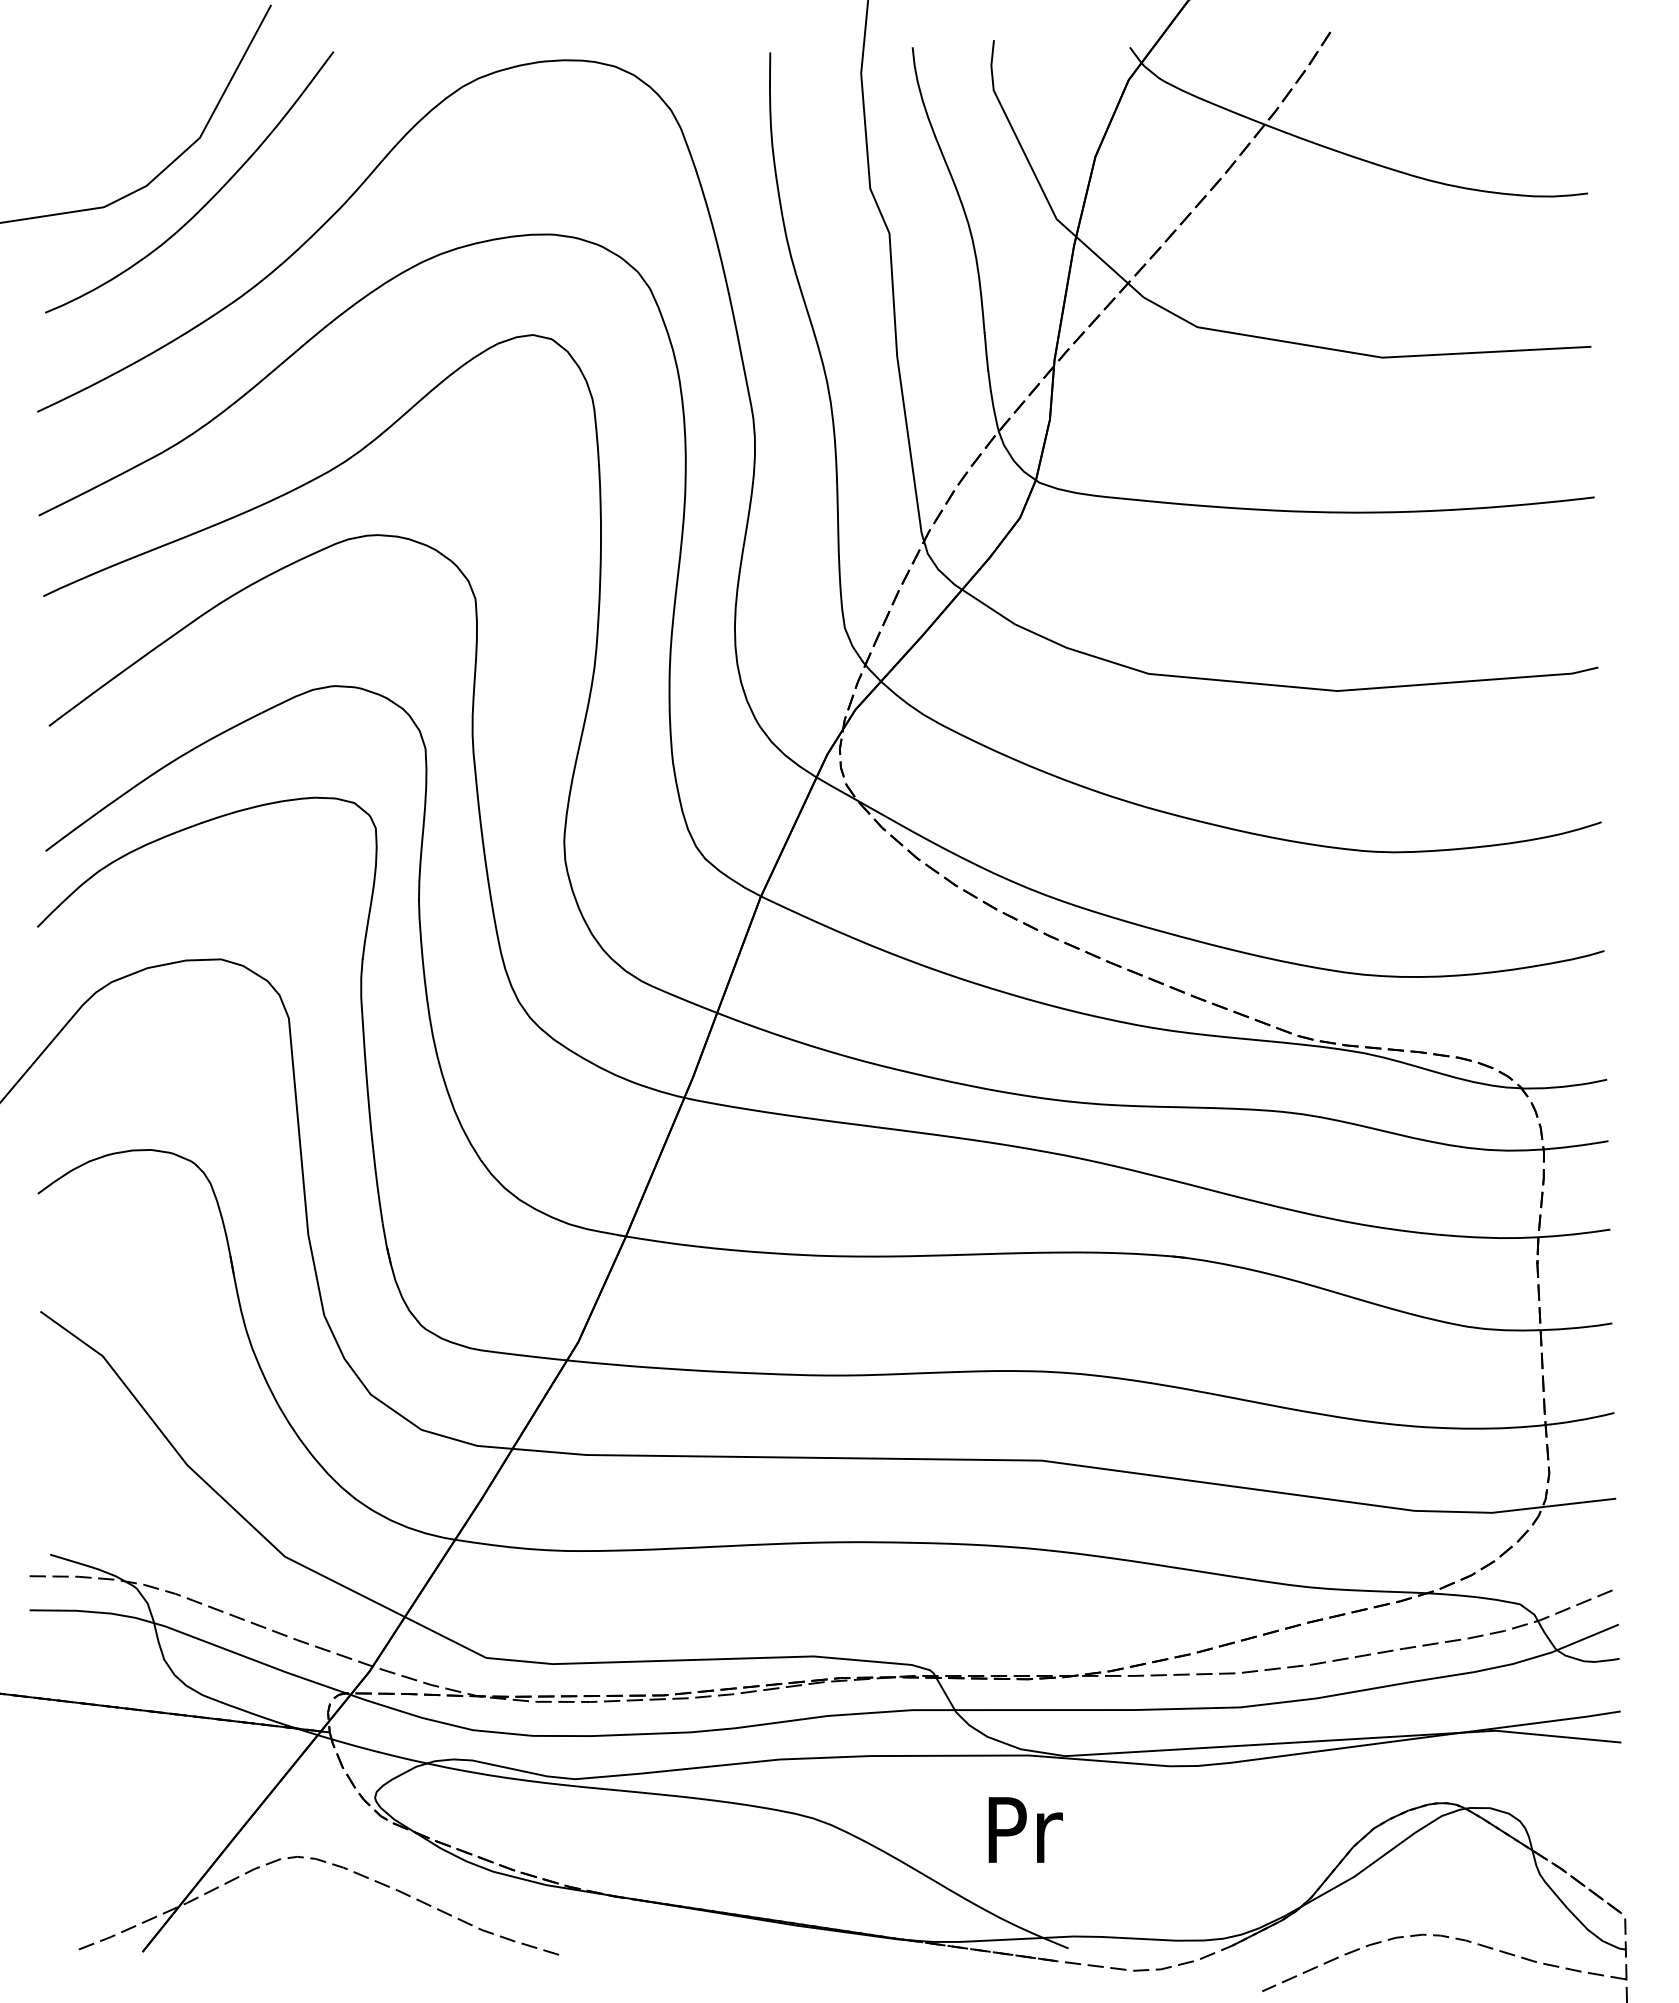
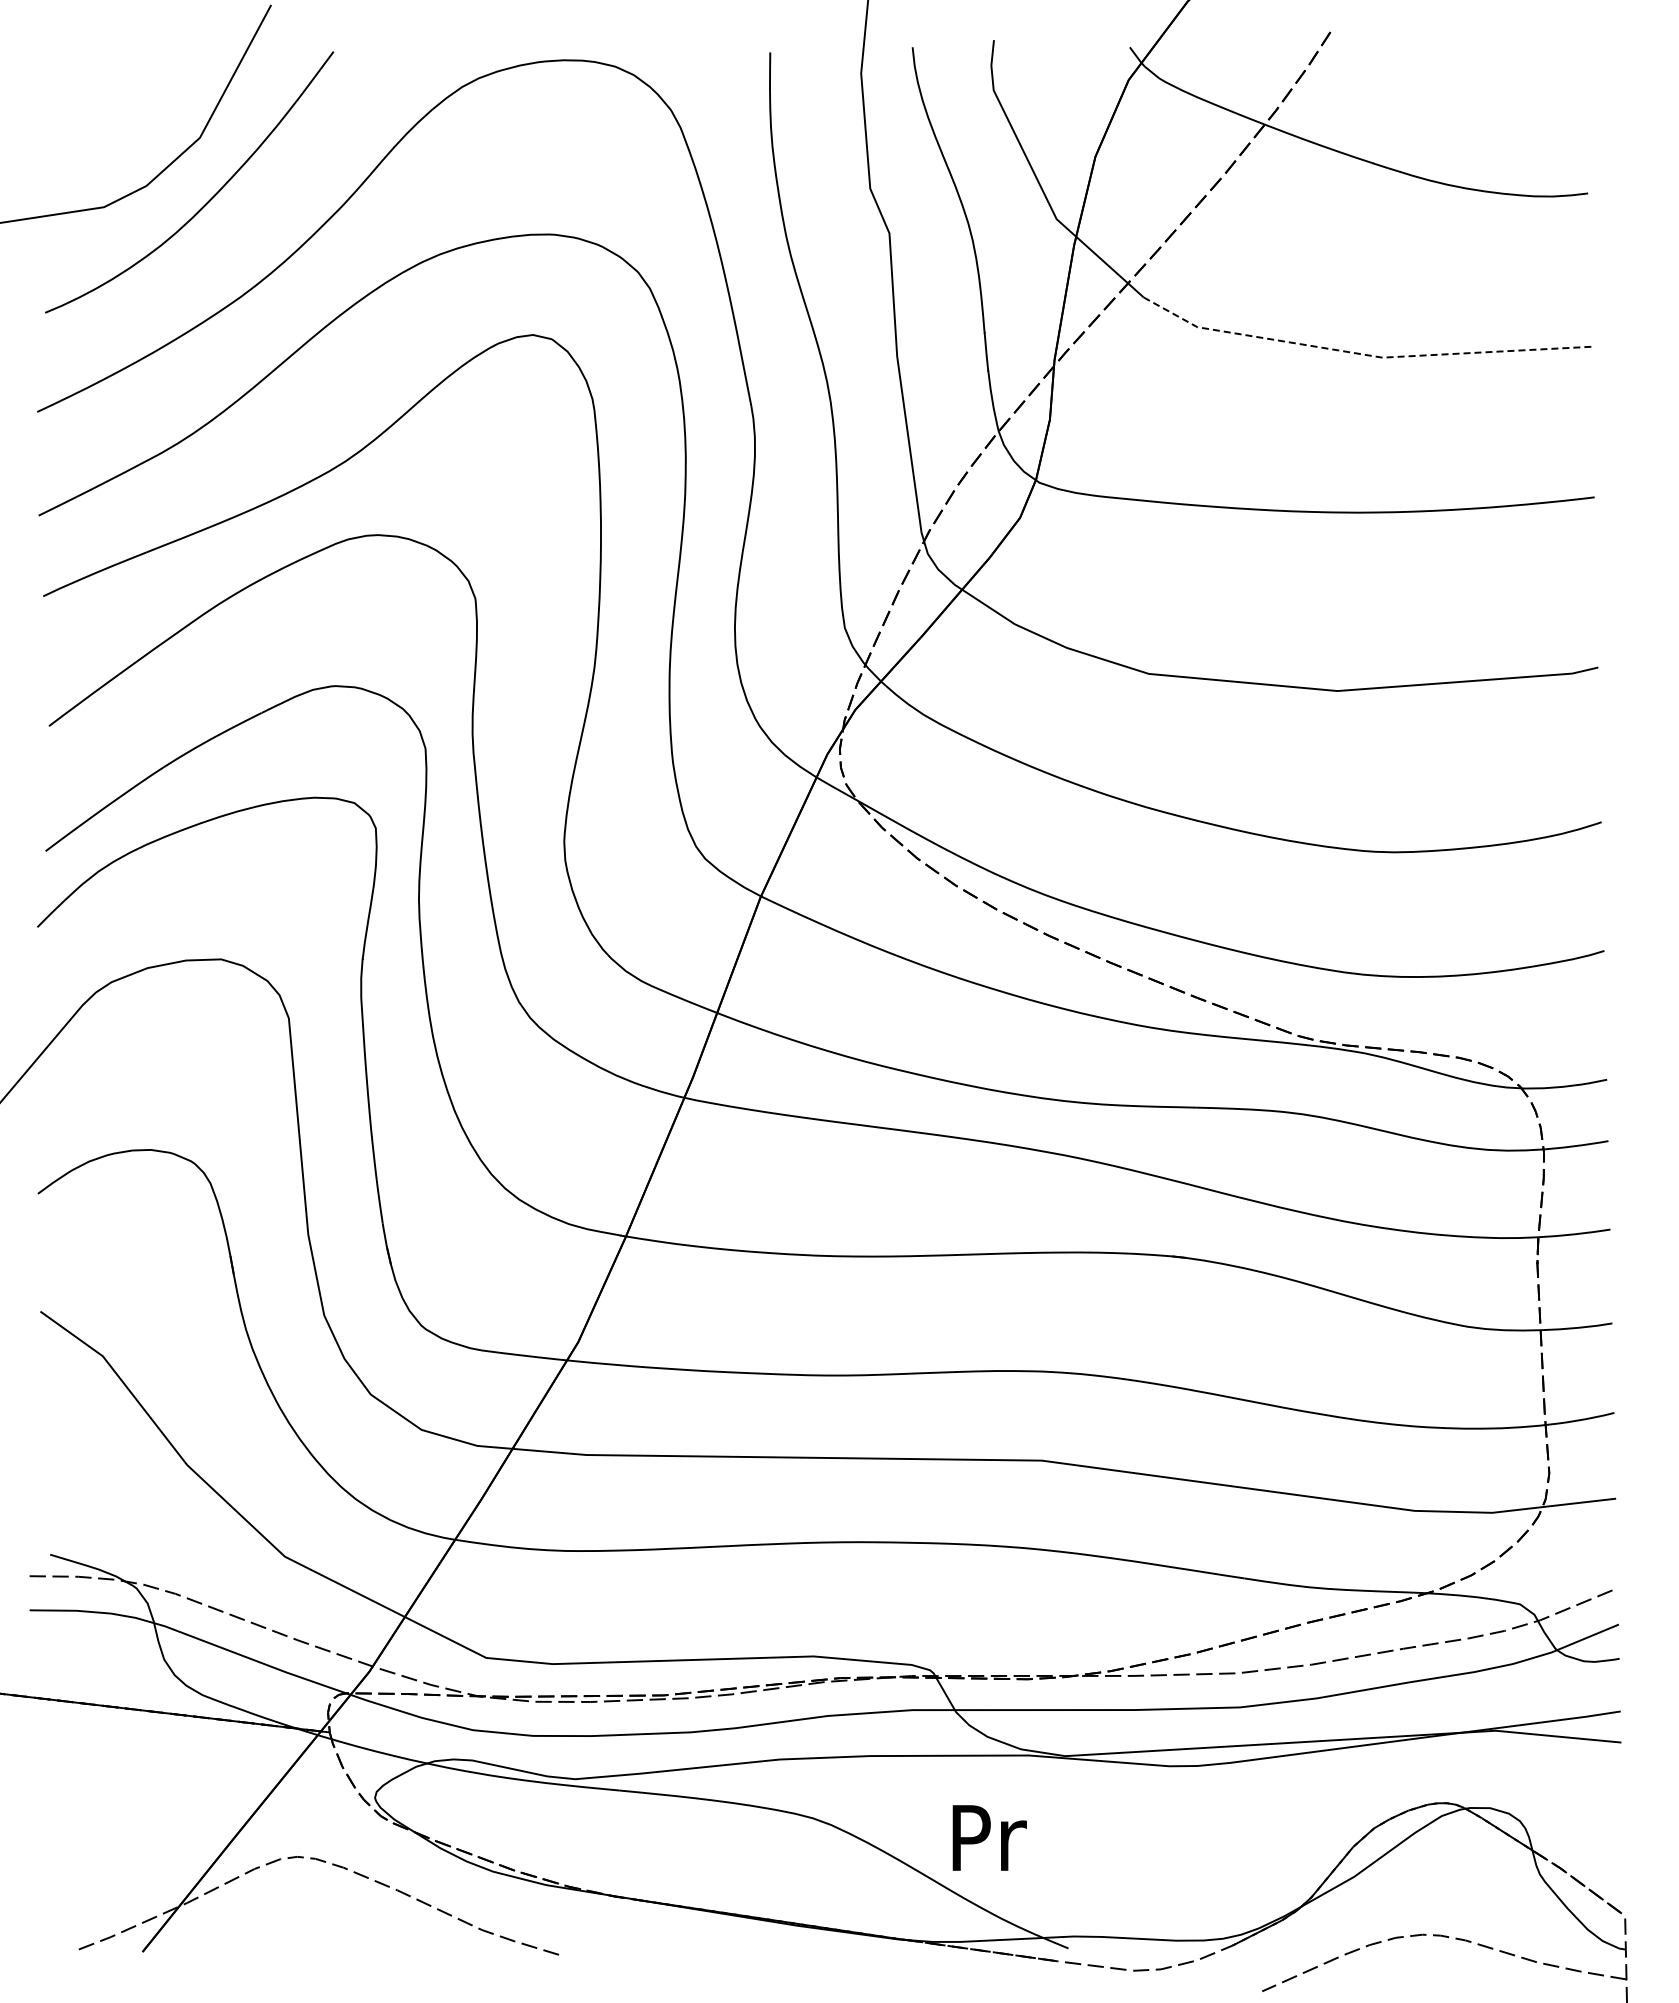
line: solid -> dashed (1362, 354)
text position: (1025, 1829) -> (989, 1837) (989, 1837)
